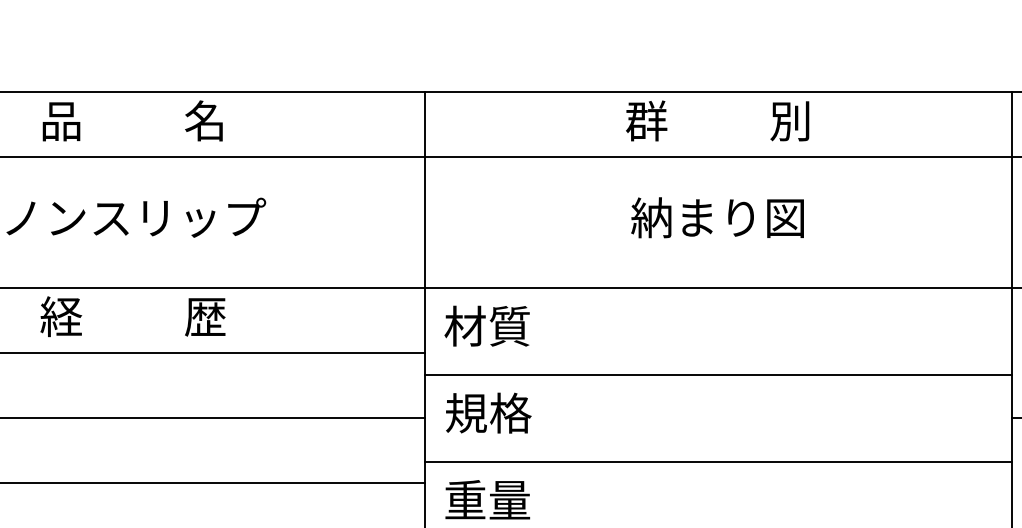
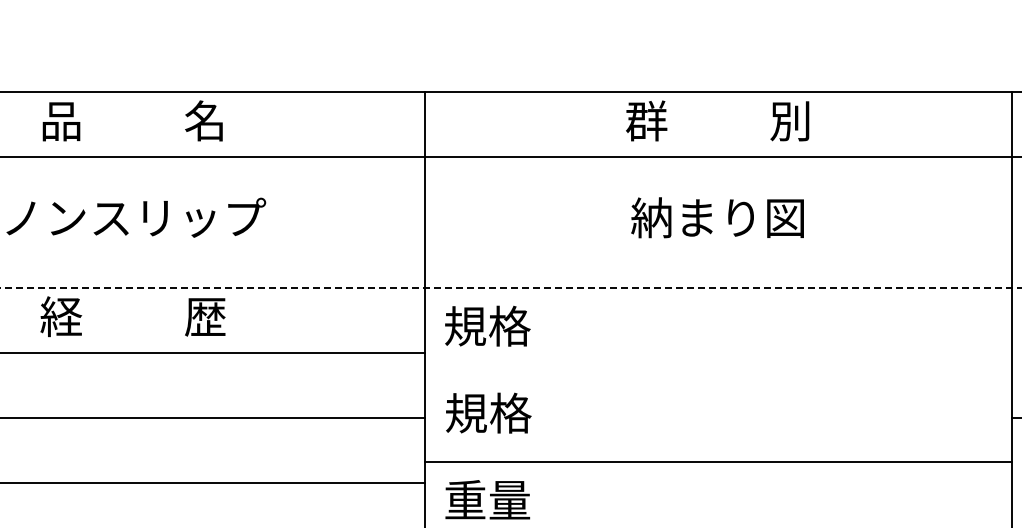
line: solid -> dashed (511, 287)
text: 材質 -> 規格 (487, 325)
line: present -> none (718, 374)
